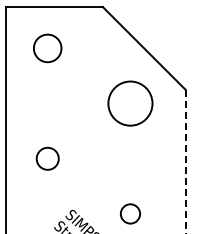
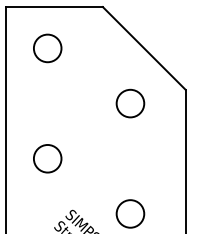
circle diameter: 44 px -> 28 px (130, 103)
circle size: 25x25 px -> 30x30 px (47, 158)
line: dashed -> solid (185, 161)
circle size: 22x22 px -> 31x30 px (130, 213)
